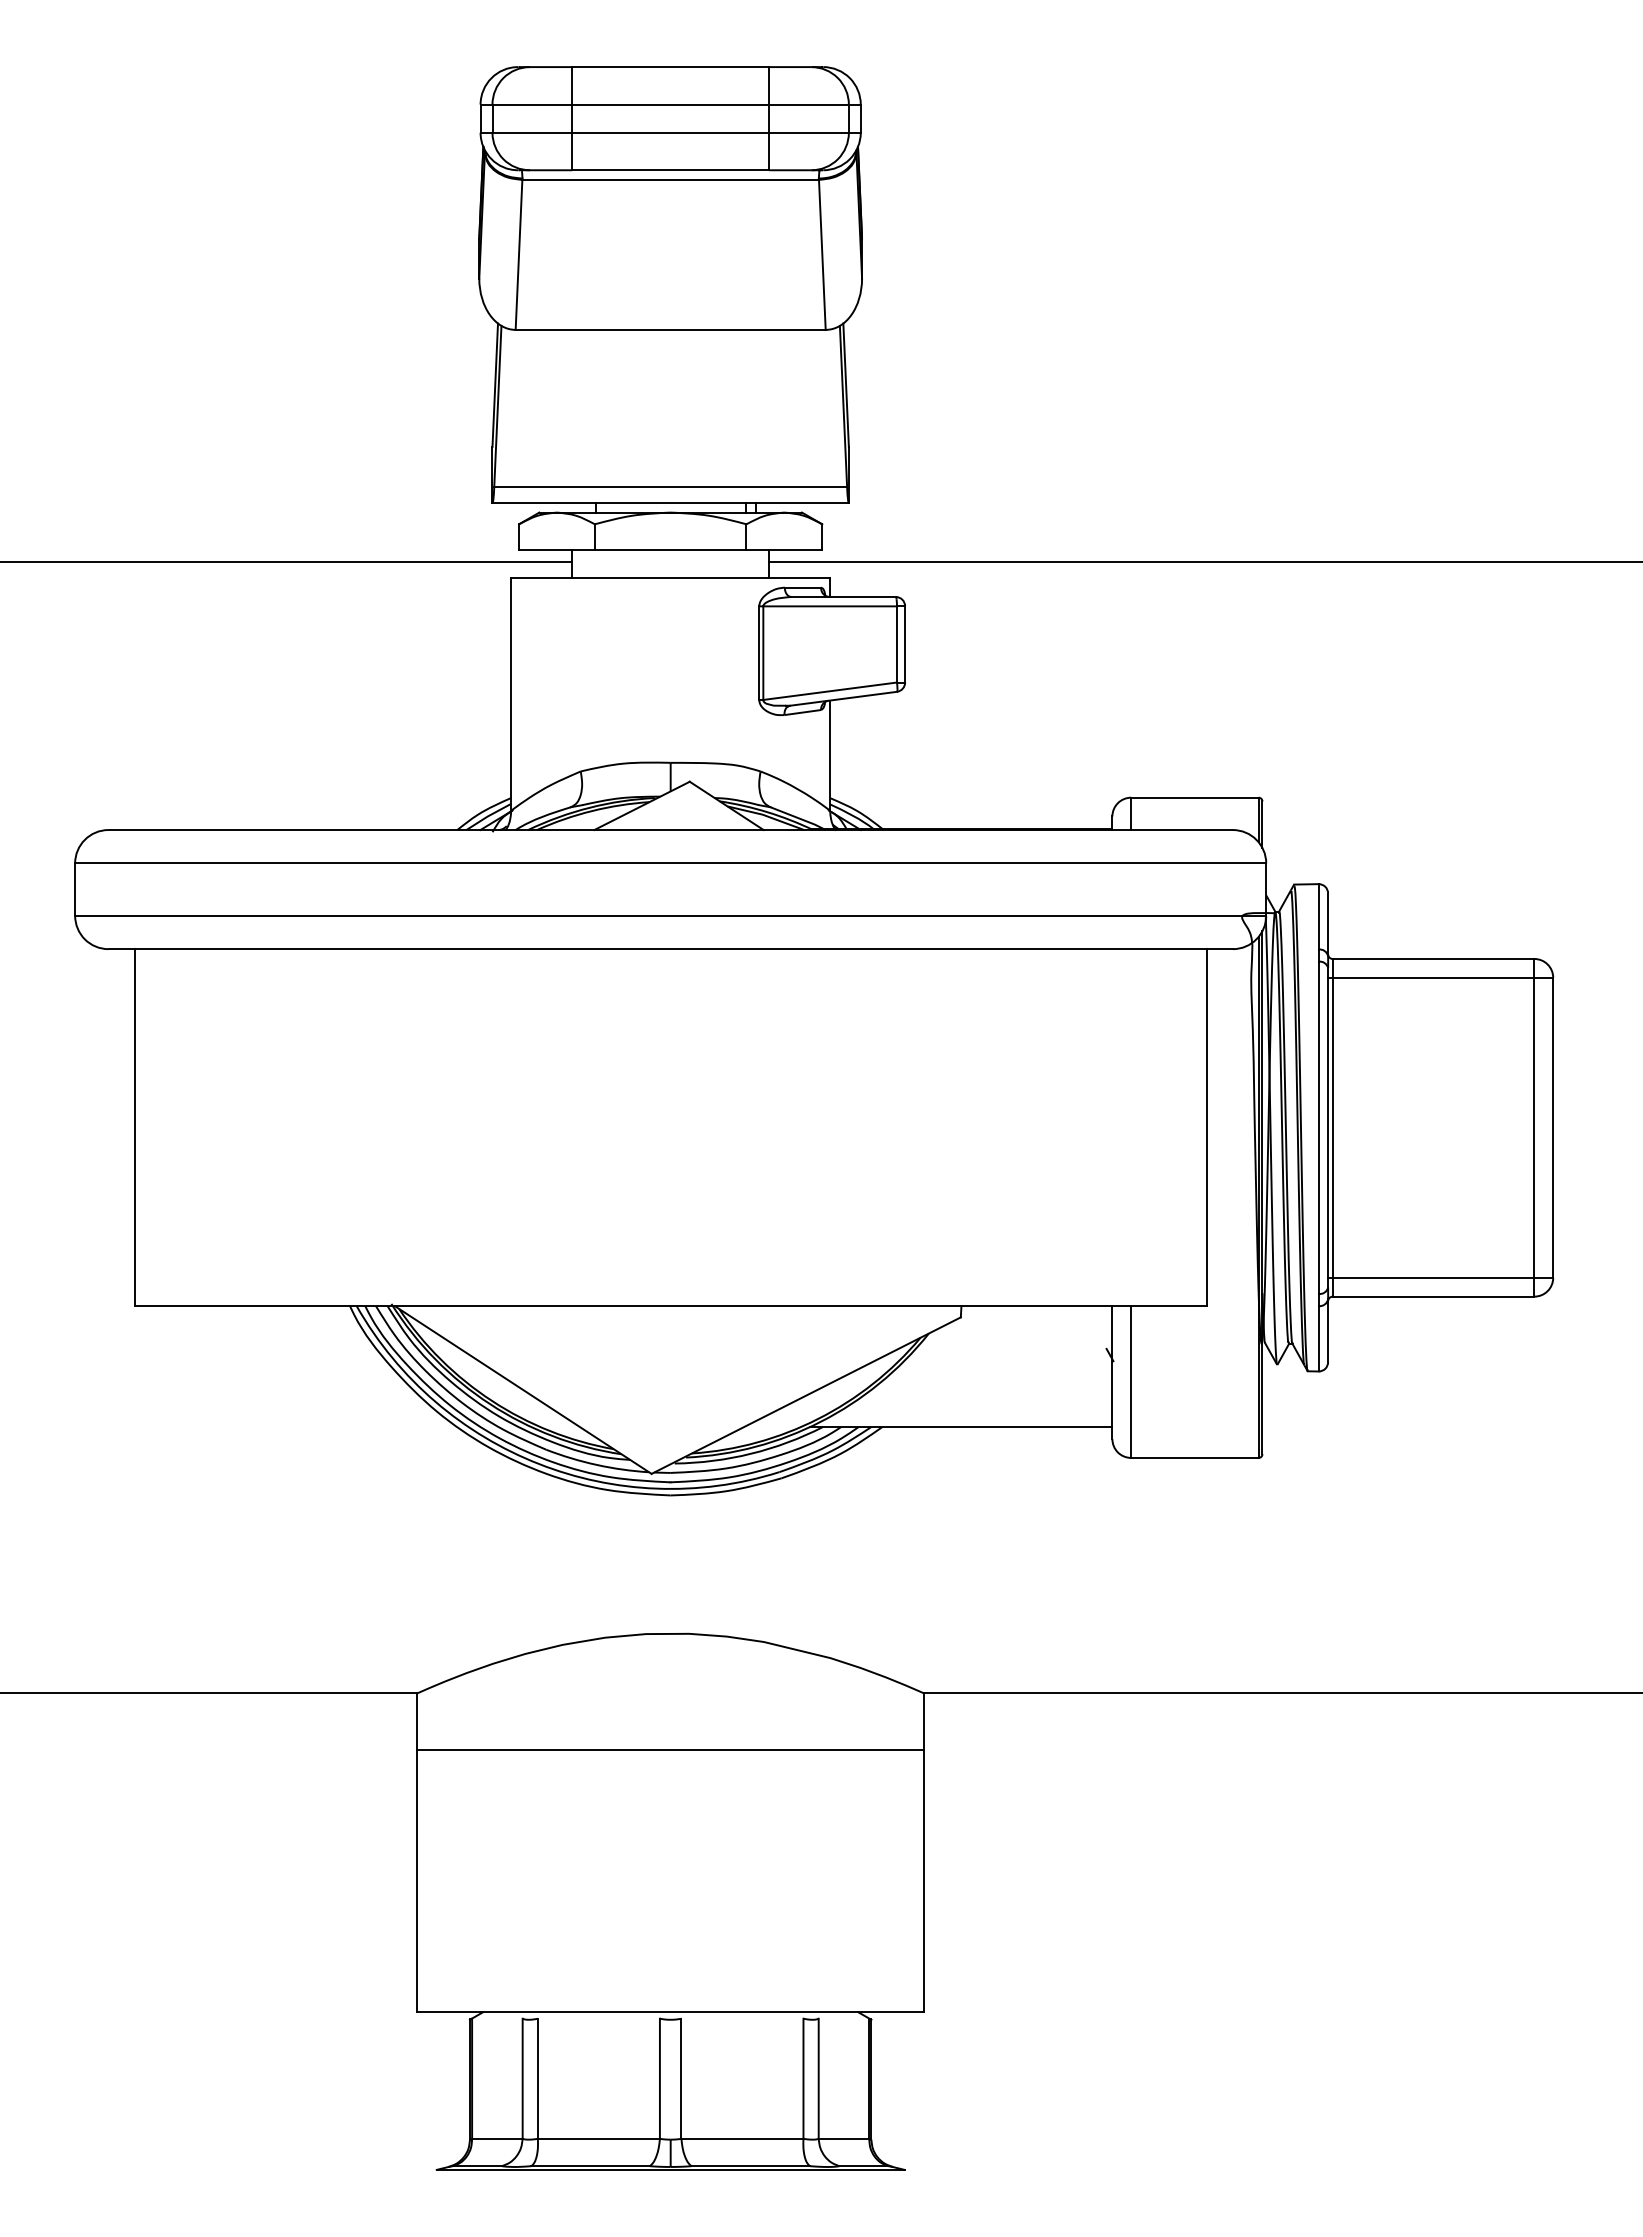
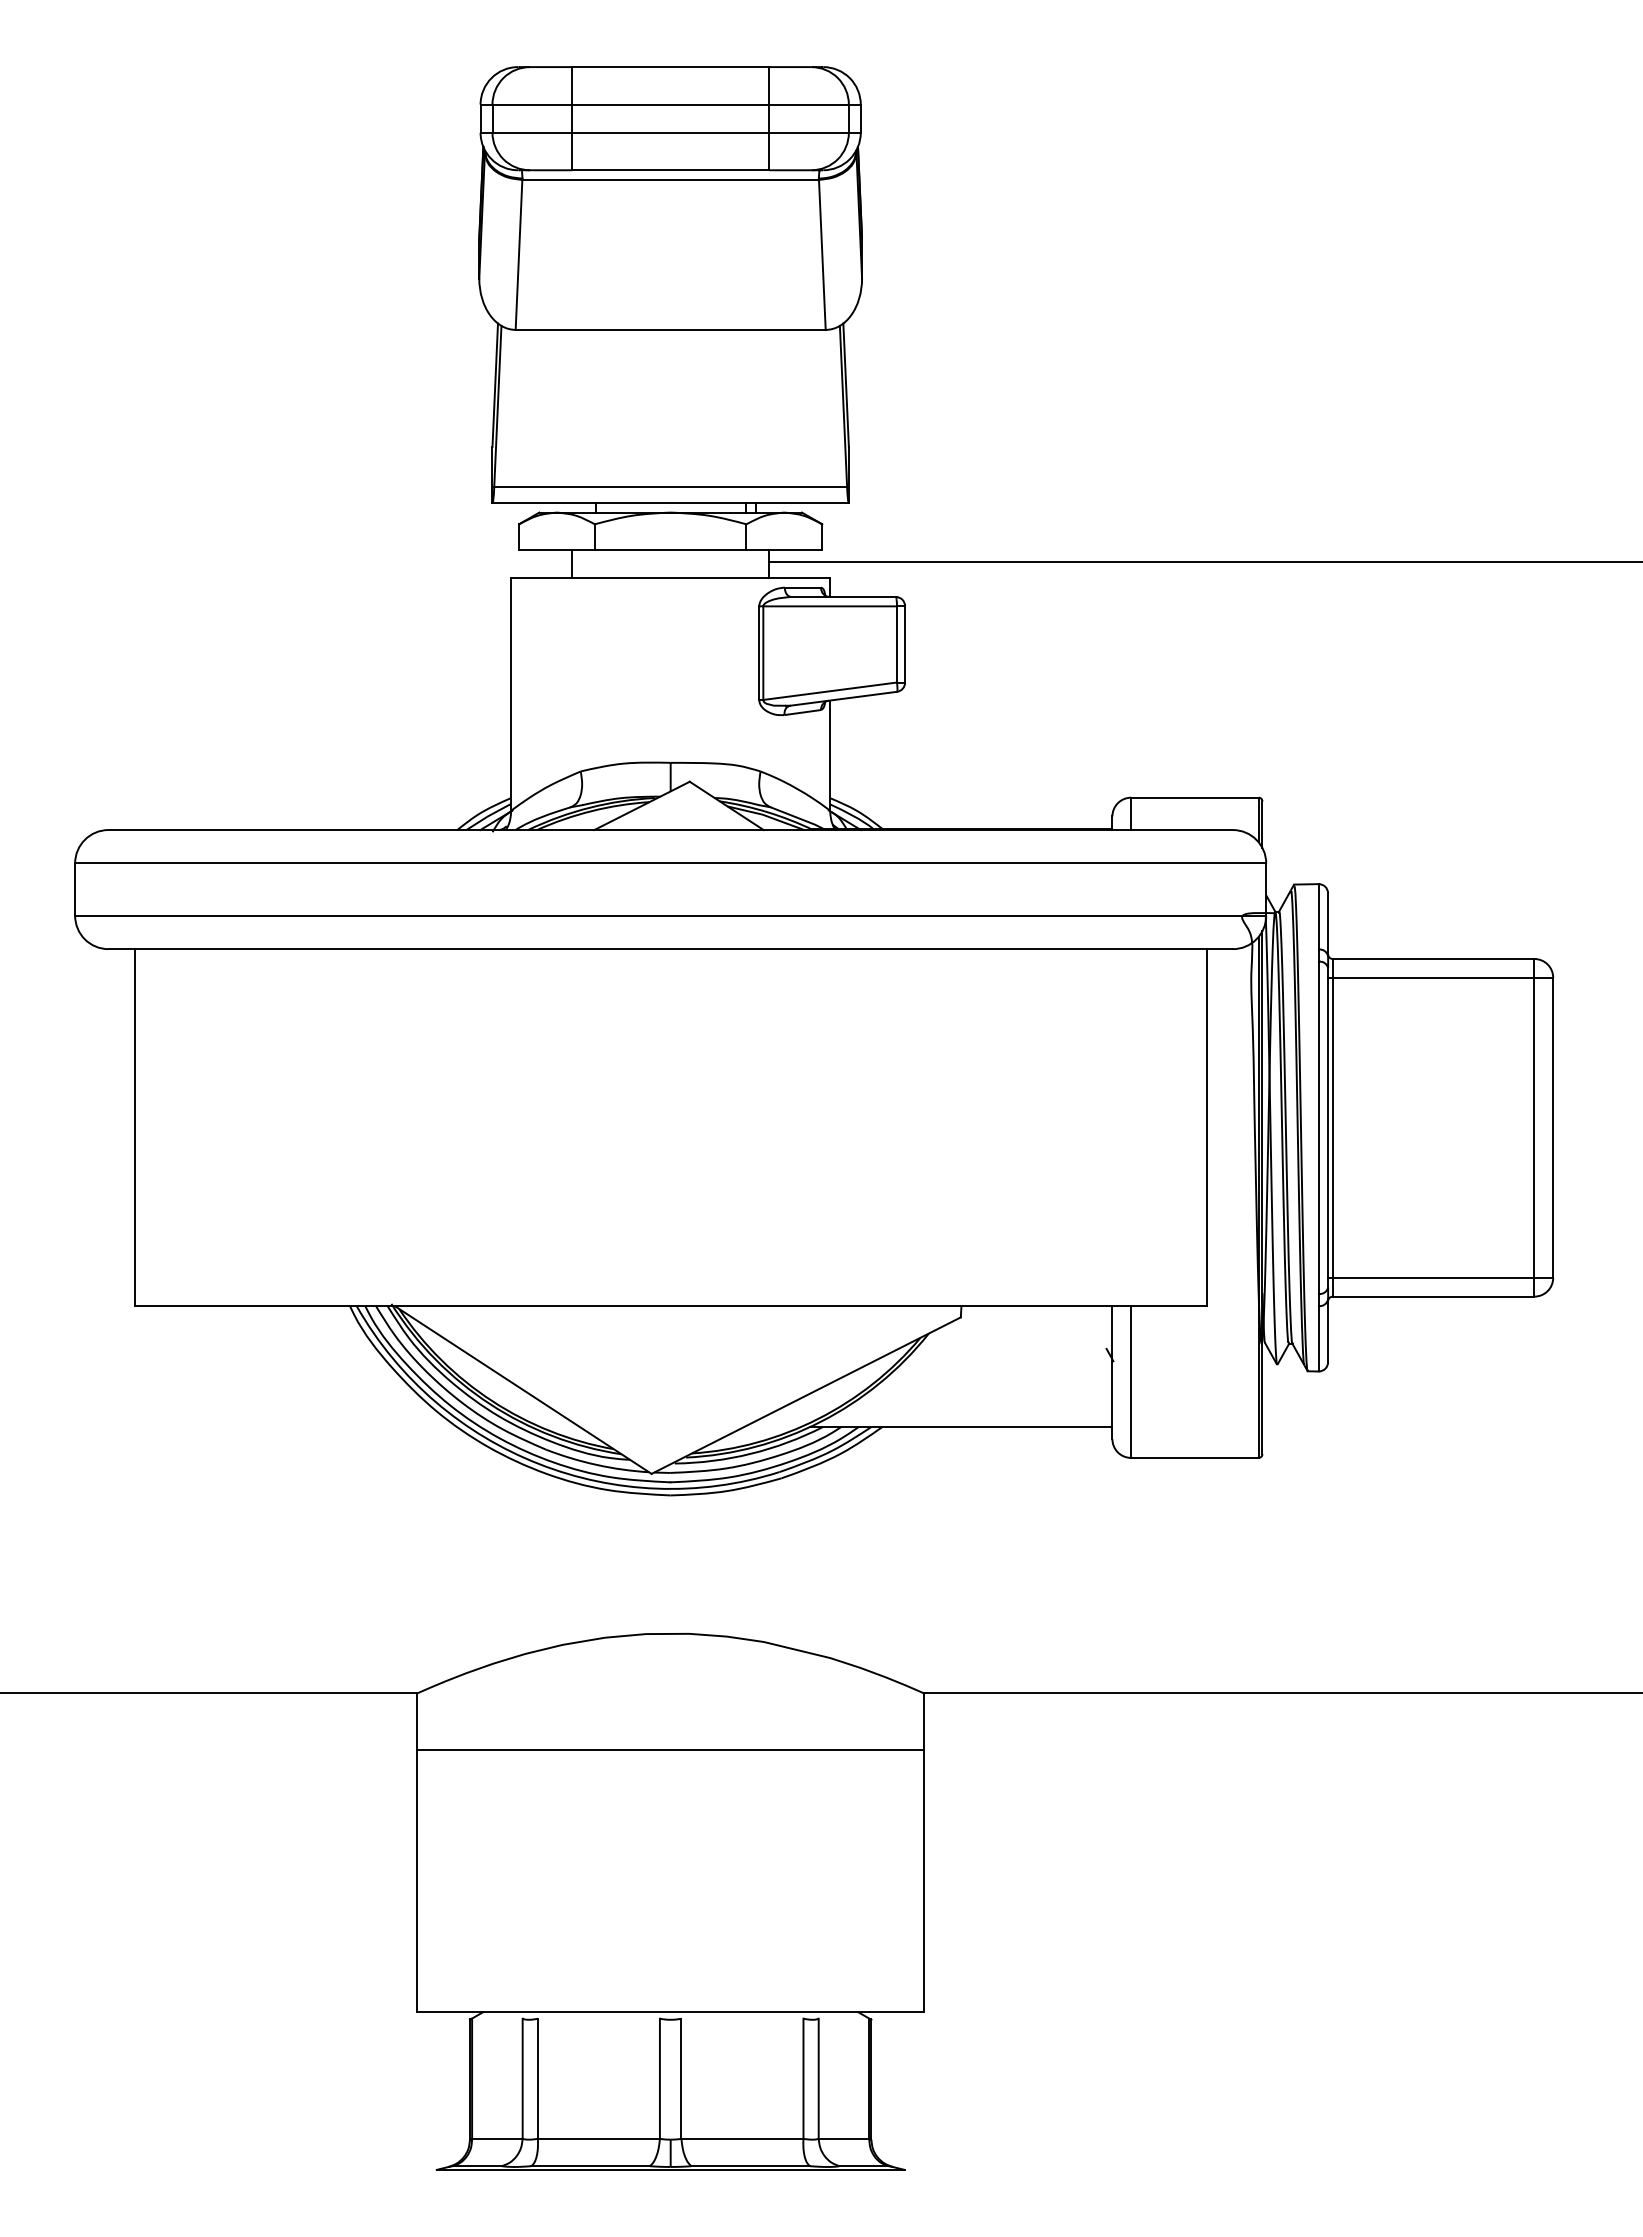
line: present -> none (287, 562)
